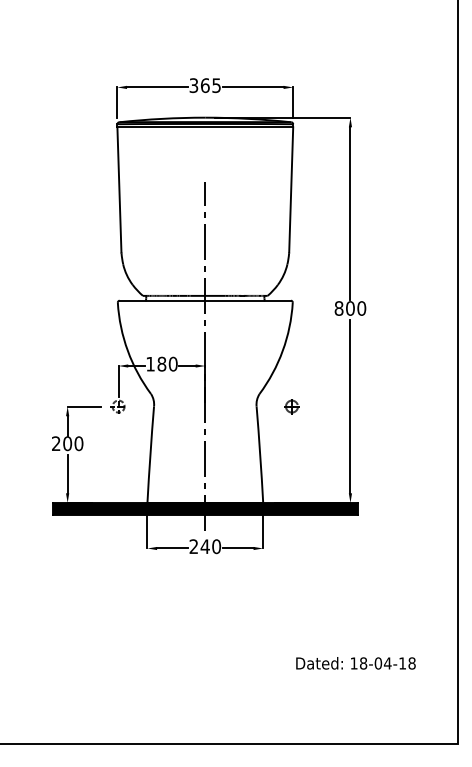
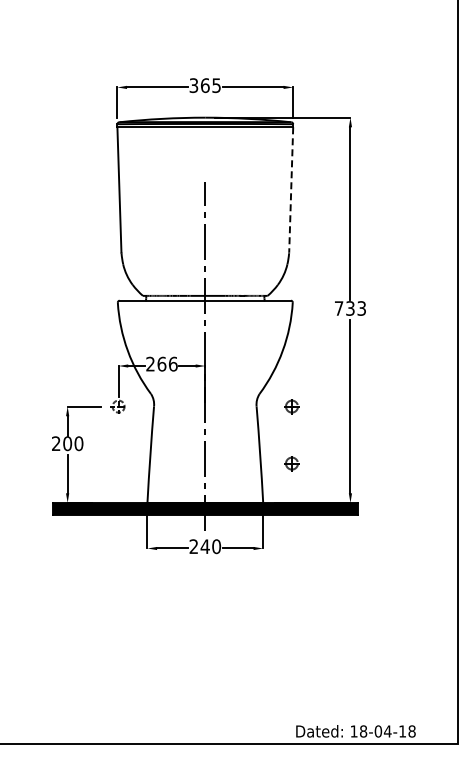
line: solid -> dashed (291, 189)
text: 800 -> 733 (350, 308)
text: 180 -> 266 (161, 363)
part: none -> present (291, 463)
text position: (355, 663) -> (355, 731) (355, 731)
